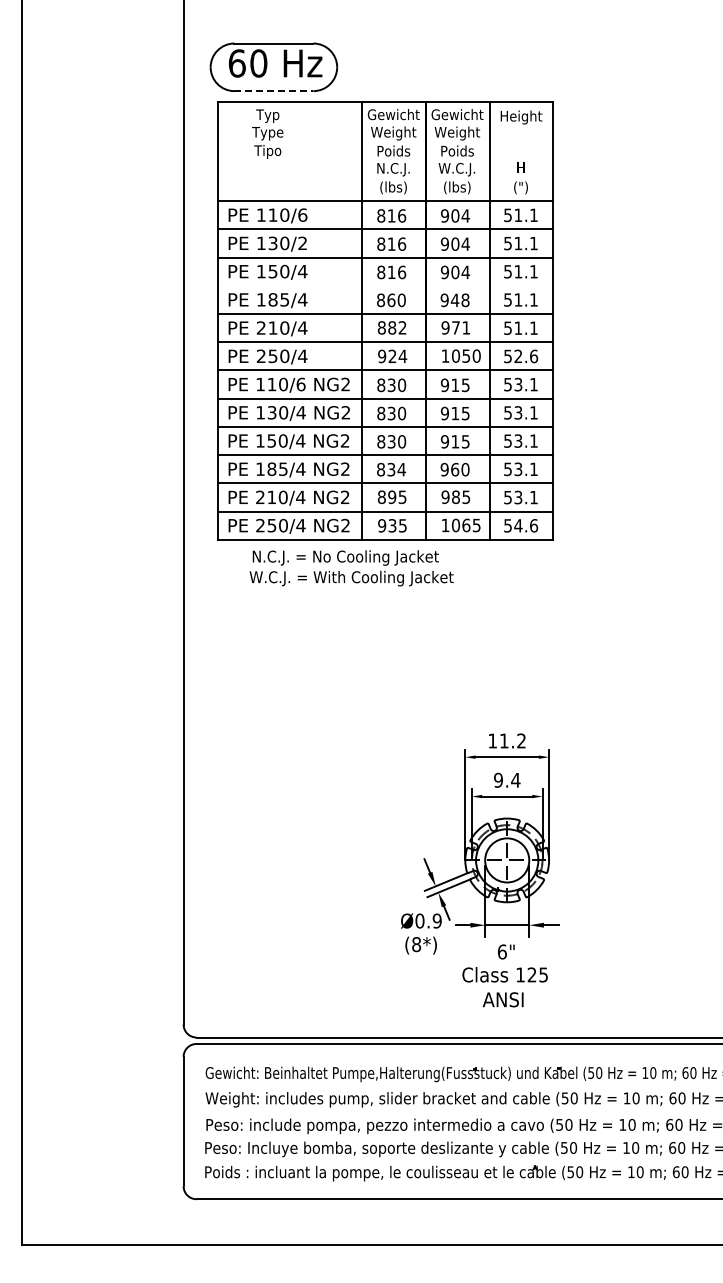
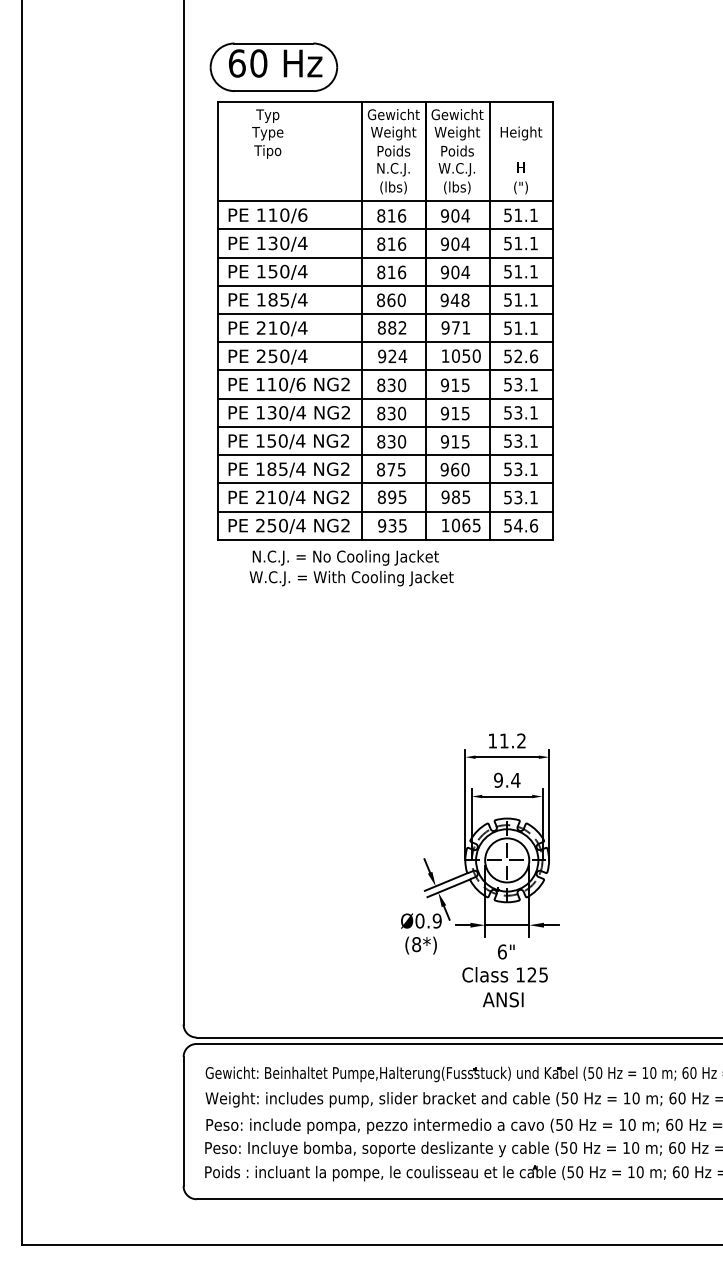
line: dashed -> solid (274, 91)
text position: (521, 117) -> (521, 133) (521, 133)
text: 130/2 -> 130/4 (302, 242)
line: none -> present (385, 285)
text: 834 -> 875 (396, 469)
